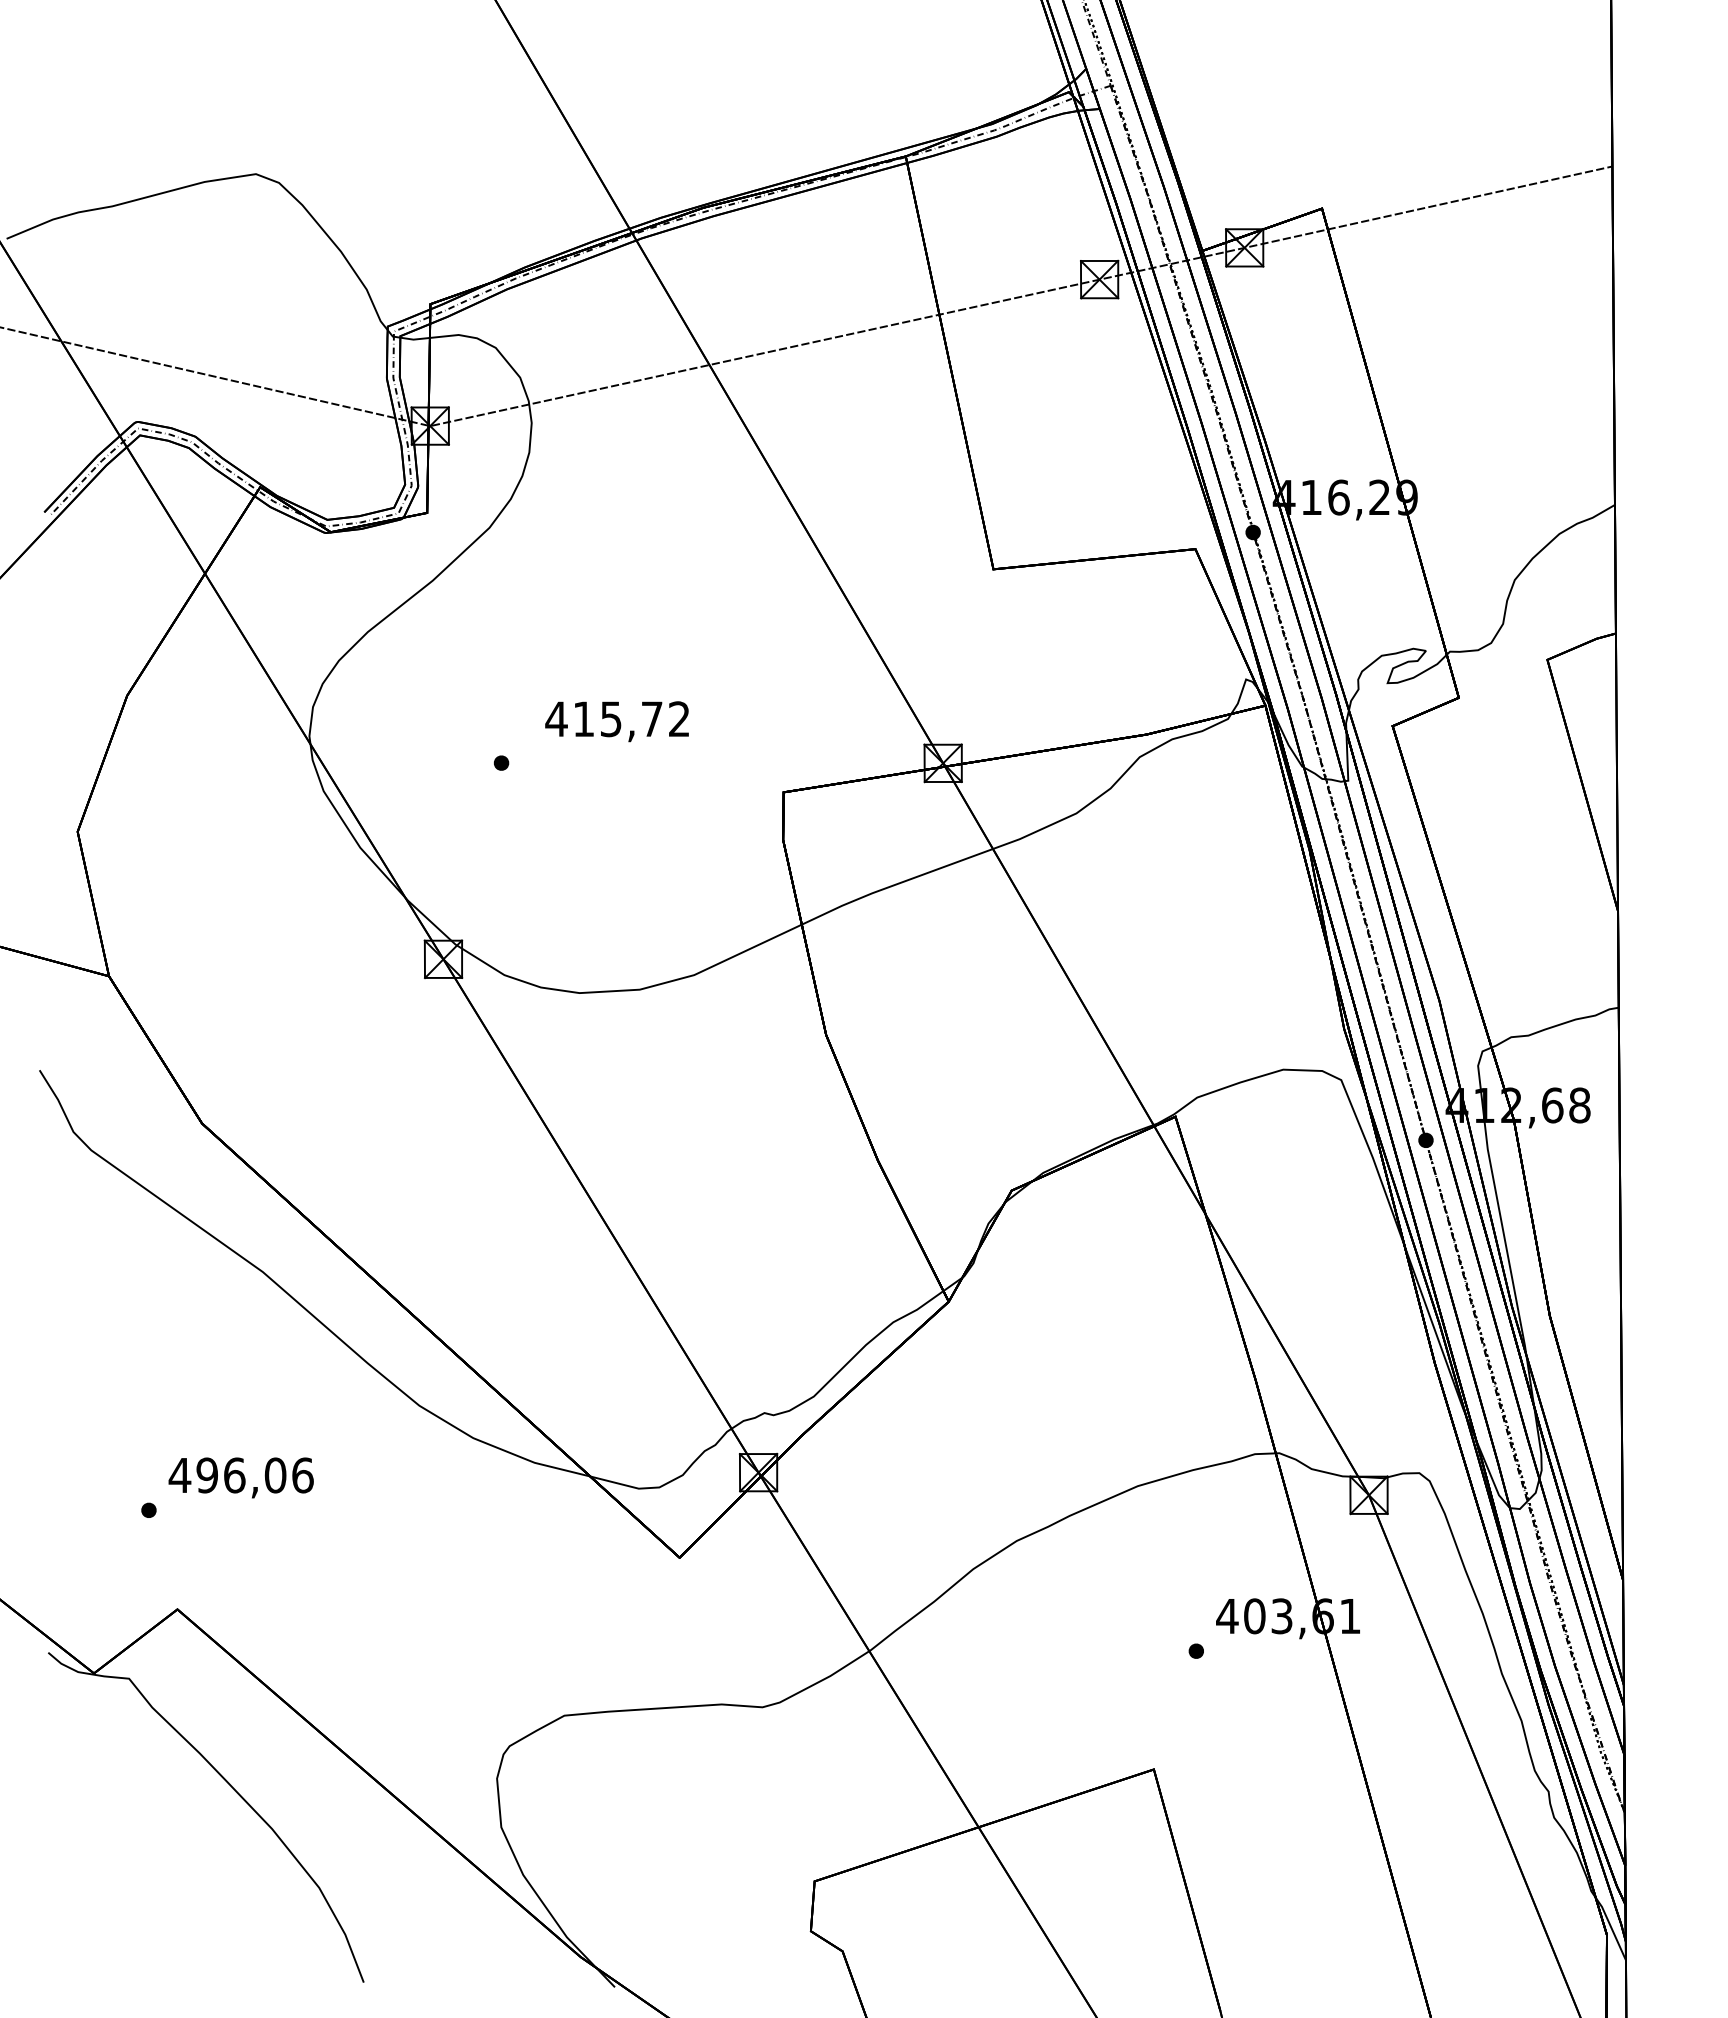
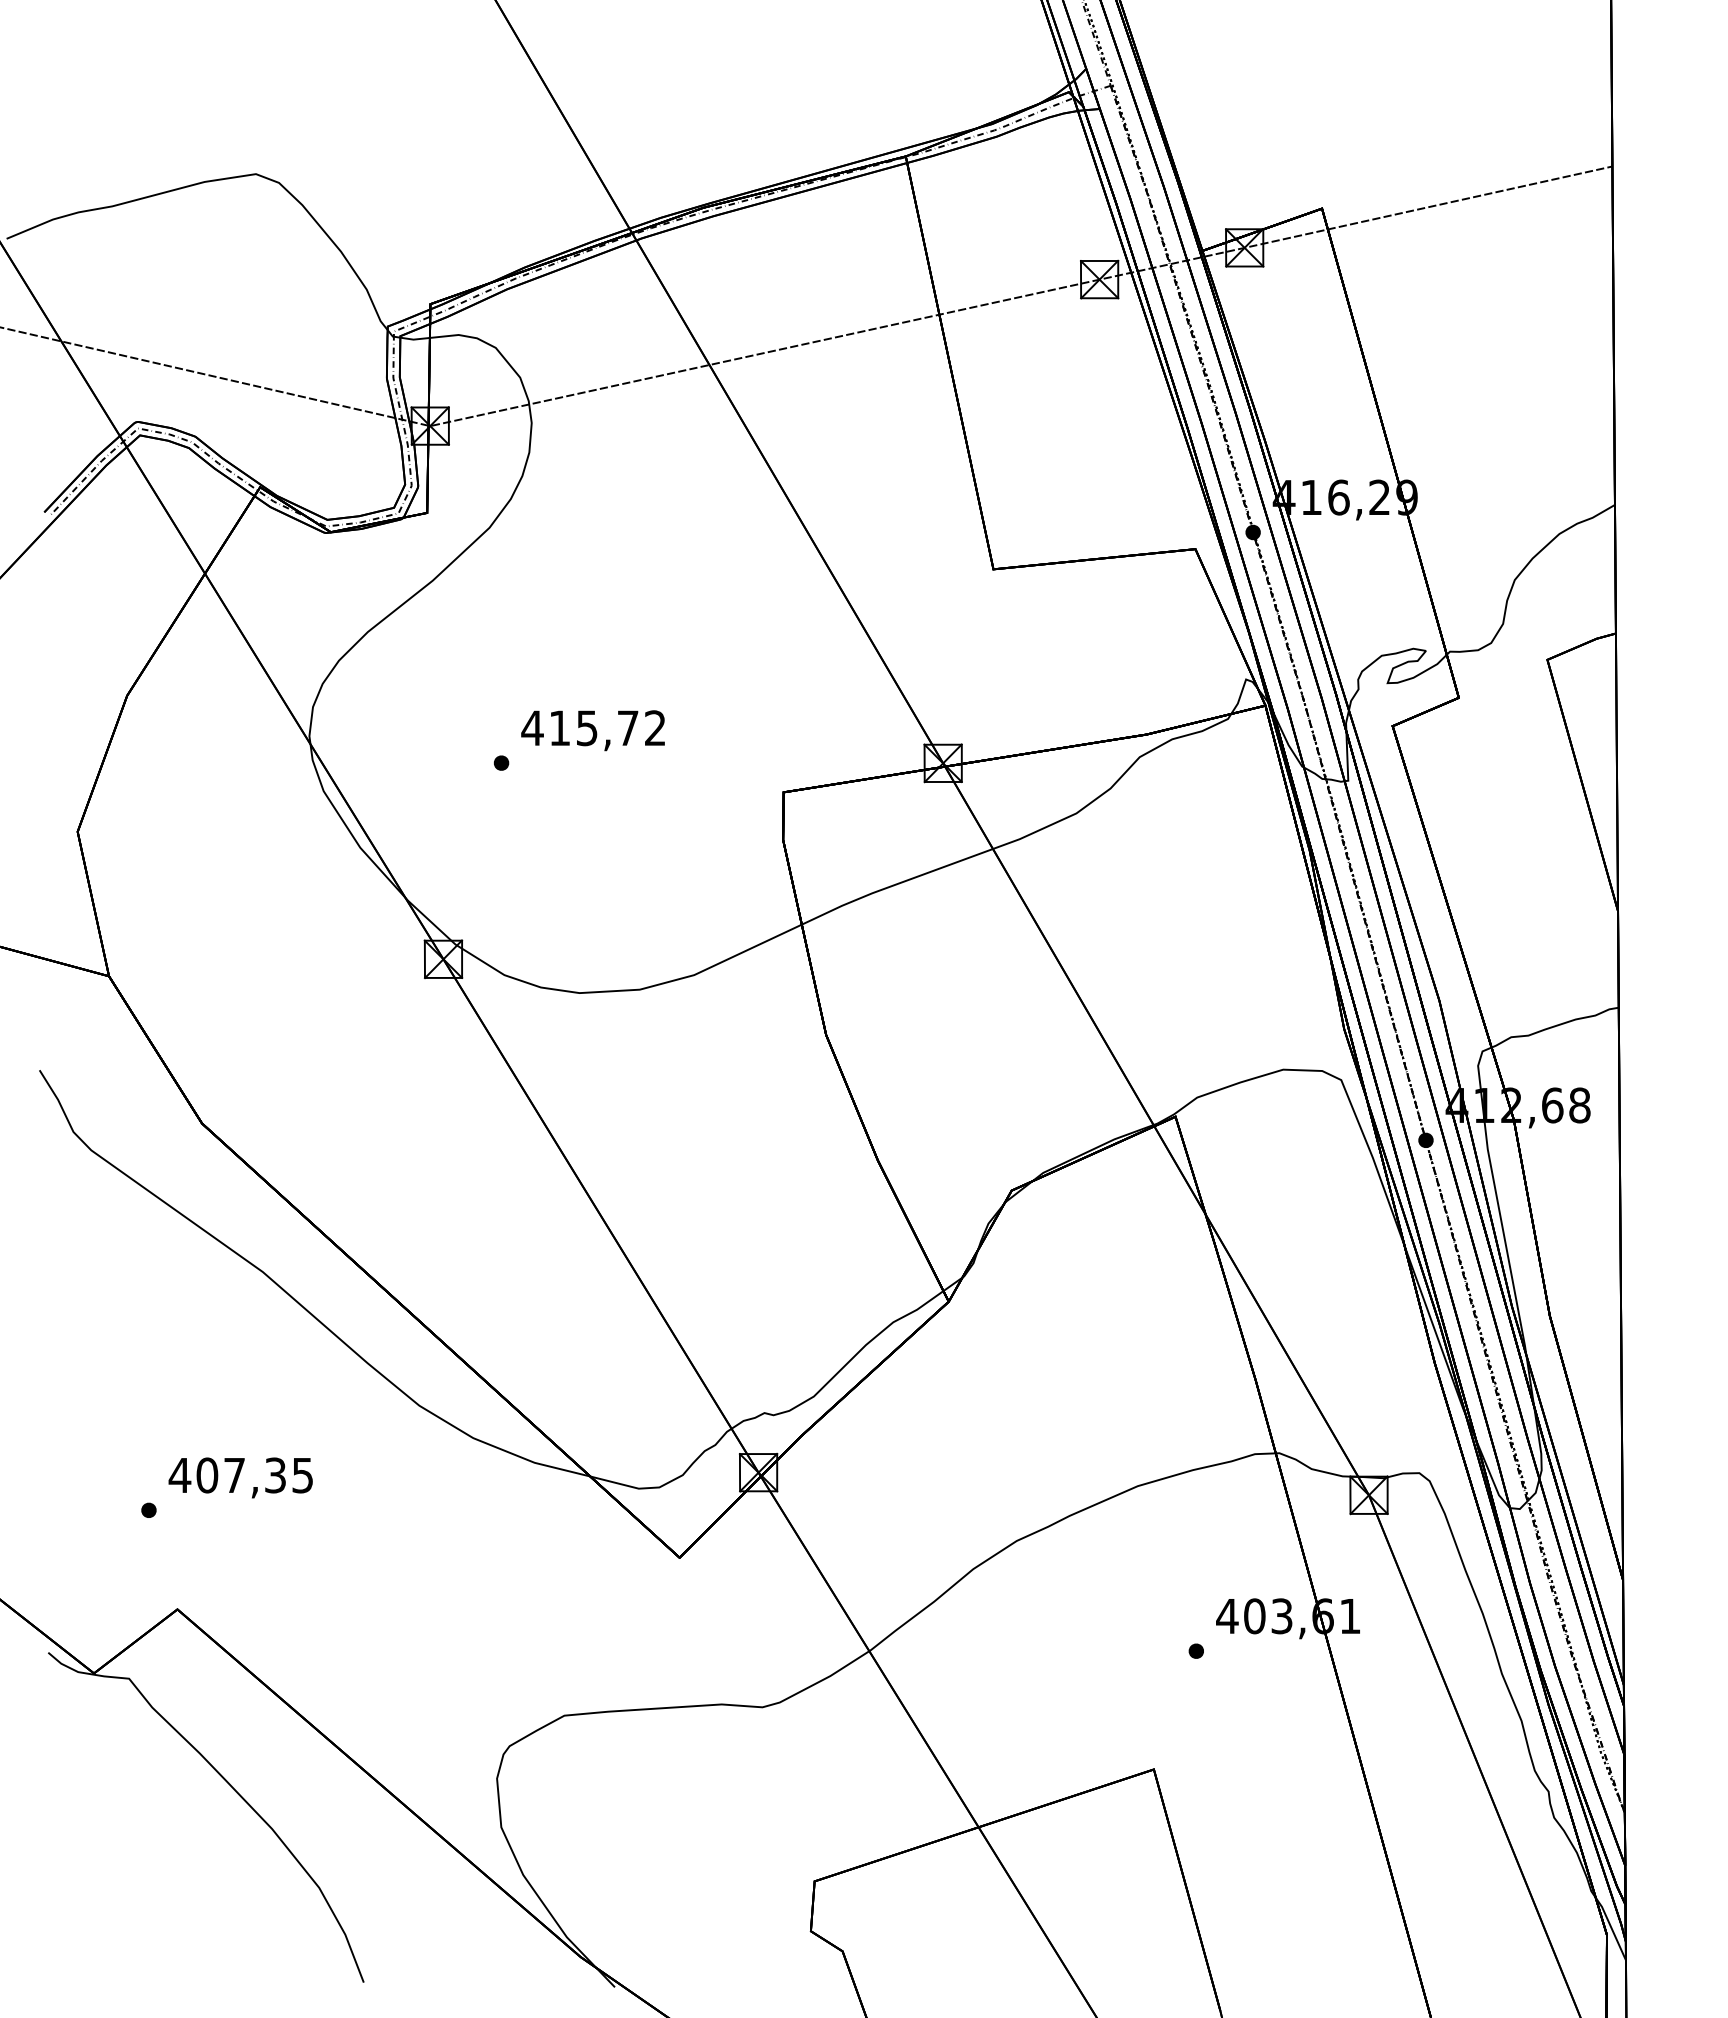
text position: (616, 721) -> (592, 730) (592, 730)
text: 496,06 -> 407,35 (254, 1475)
